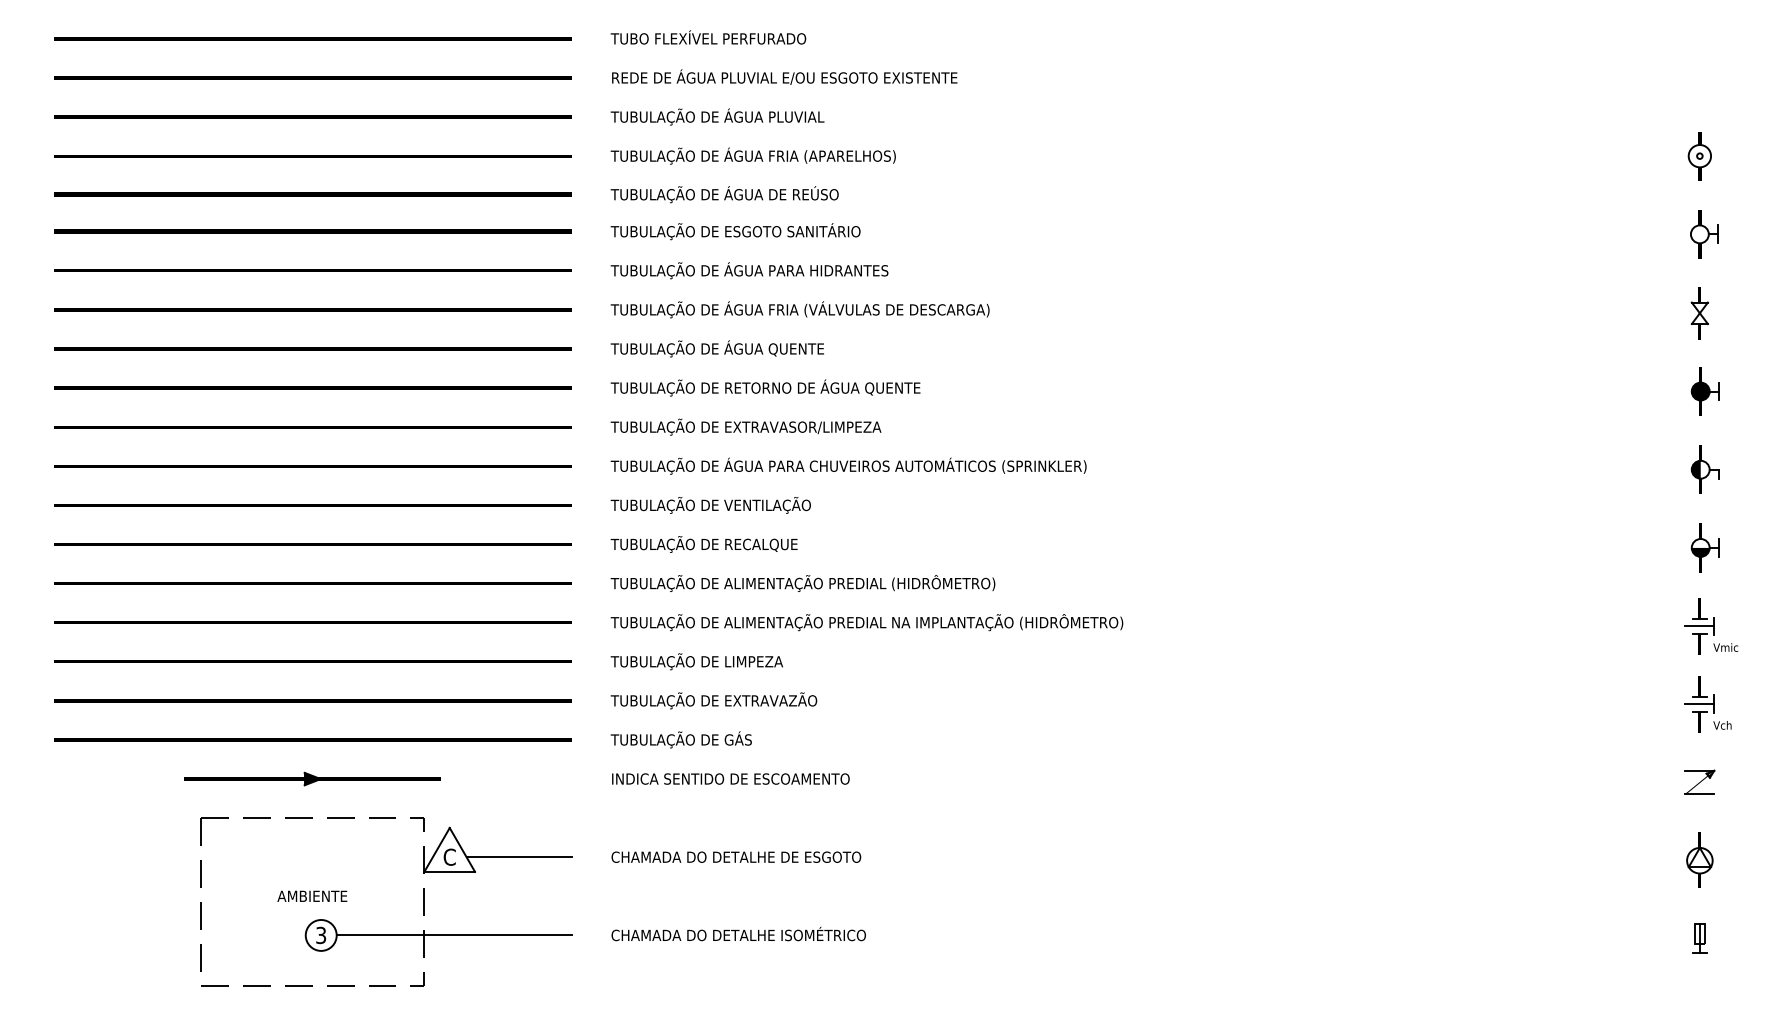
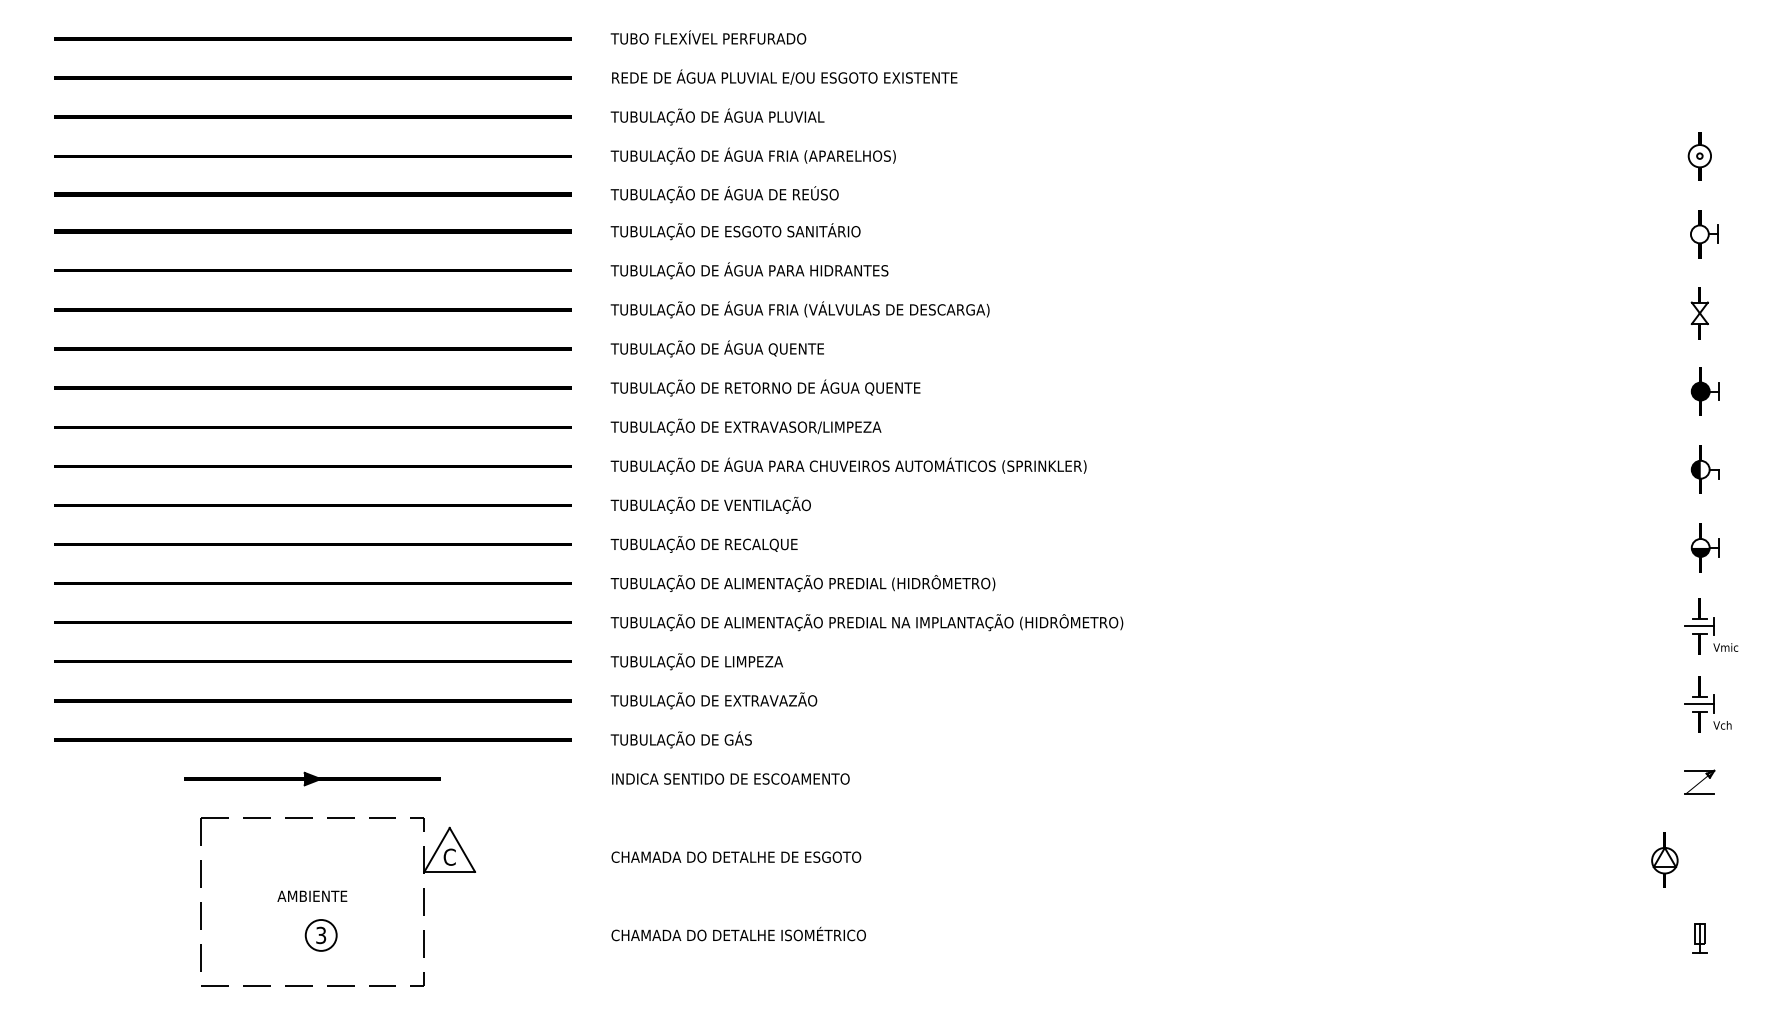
line: present -> none (518, 857)
part position: (1699, 859) -> (1664, 859) (1664, 859)
line: present -> none (453, 935)
